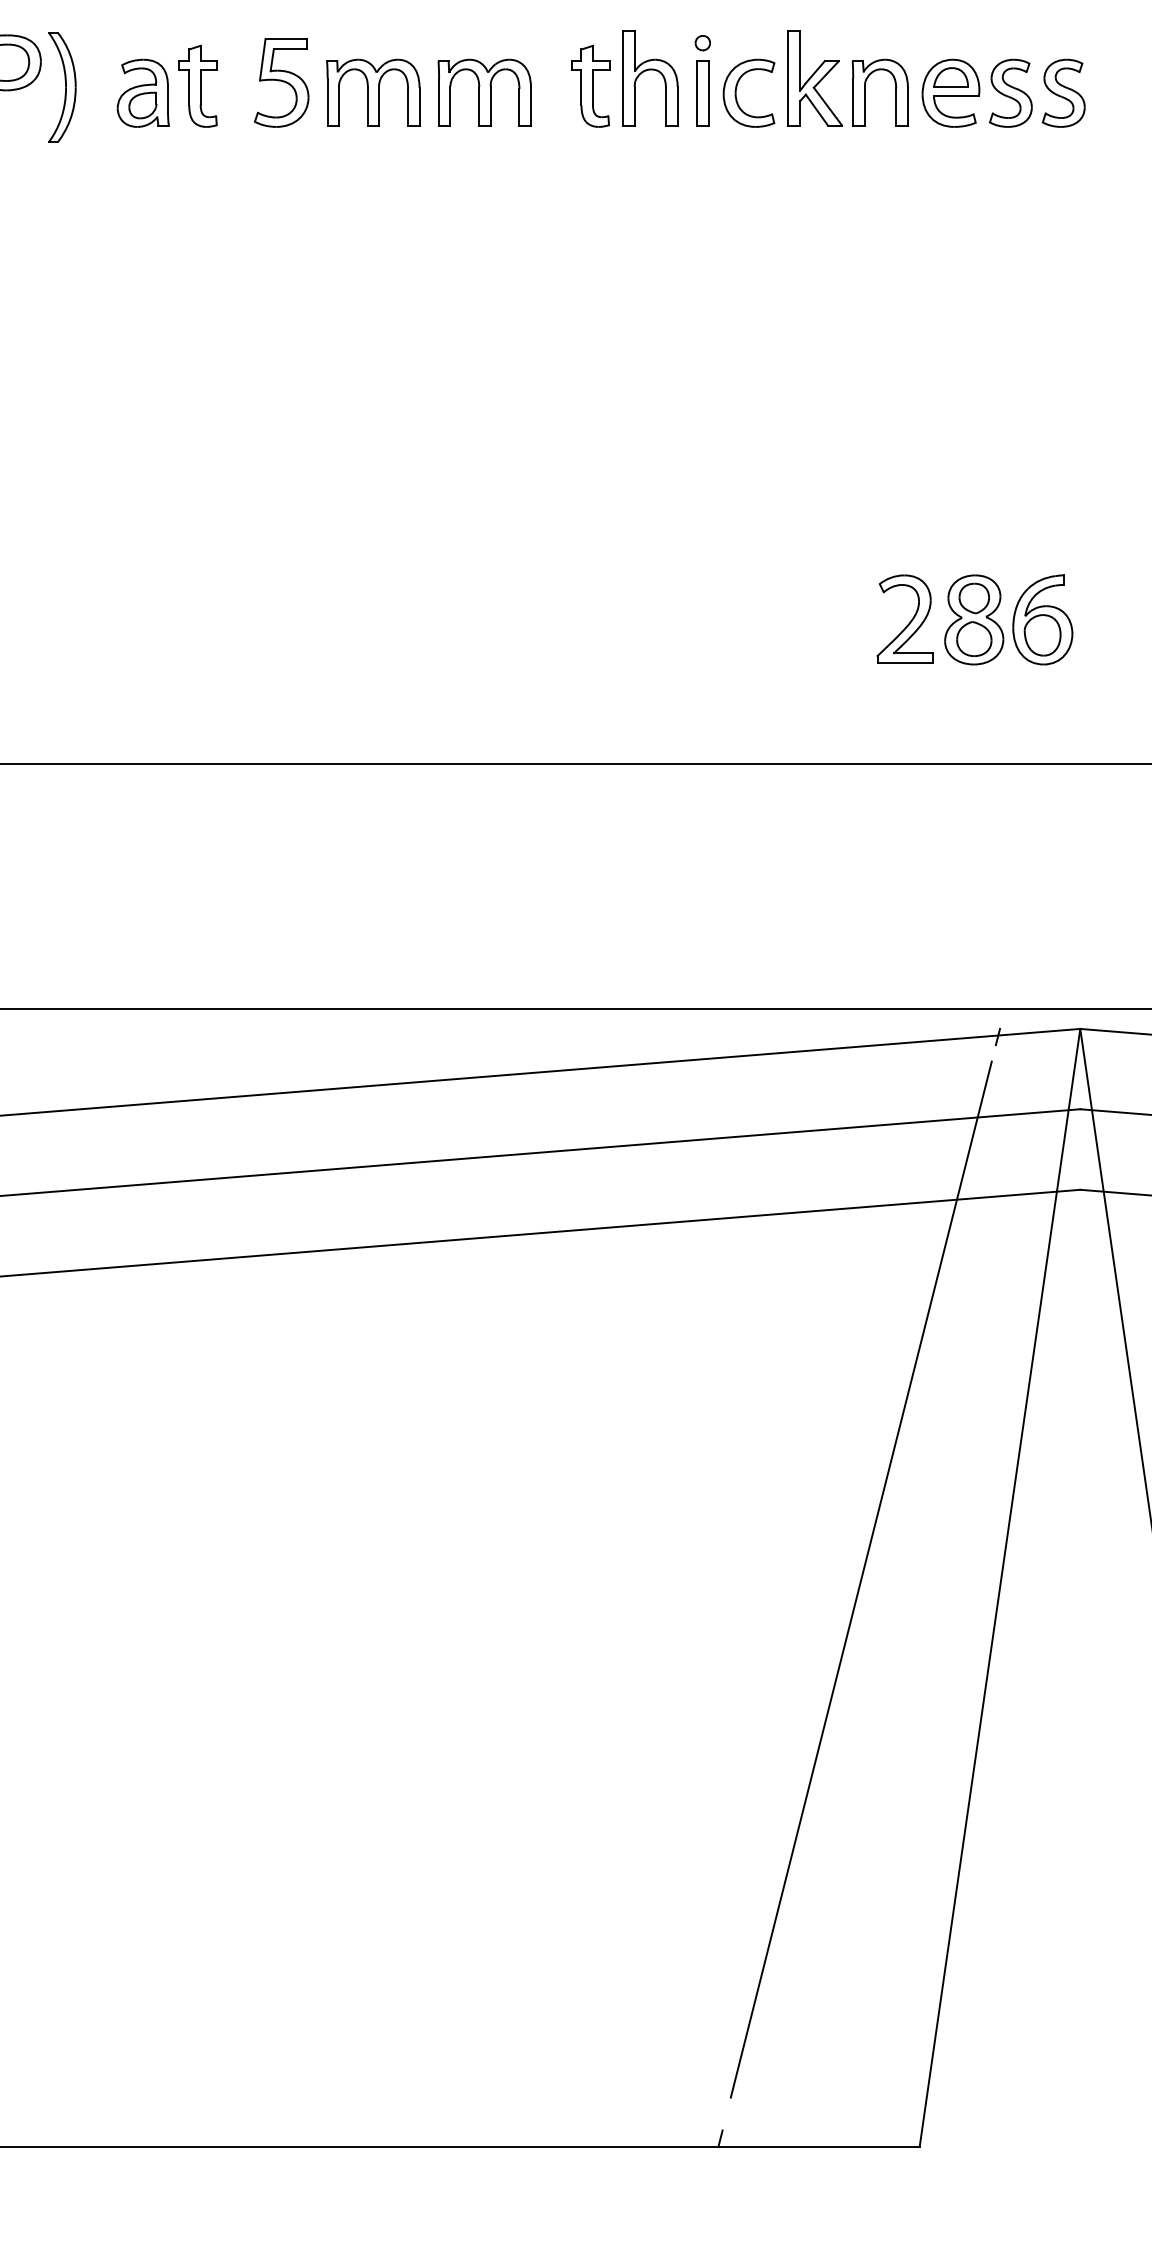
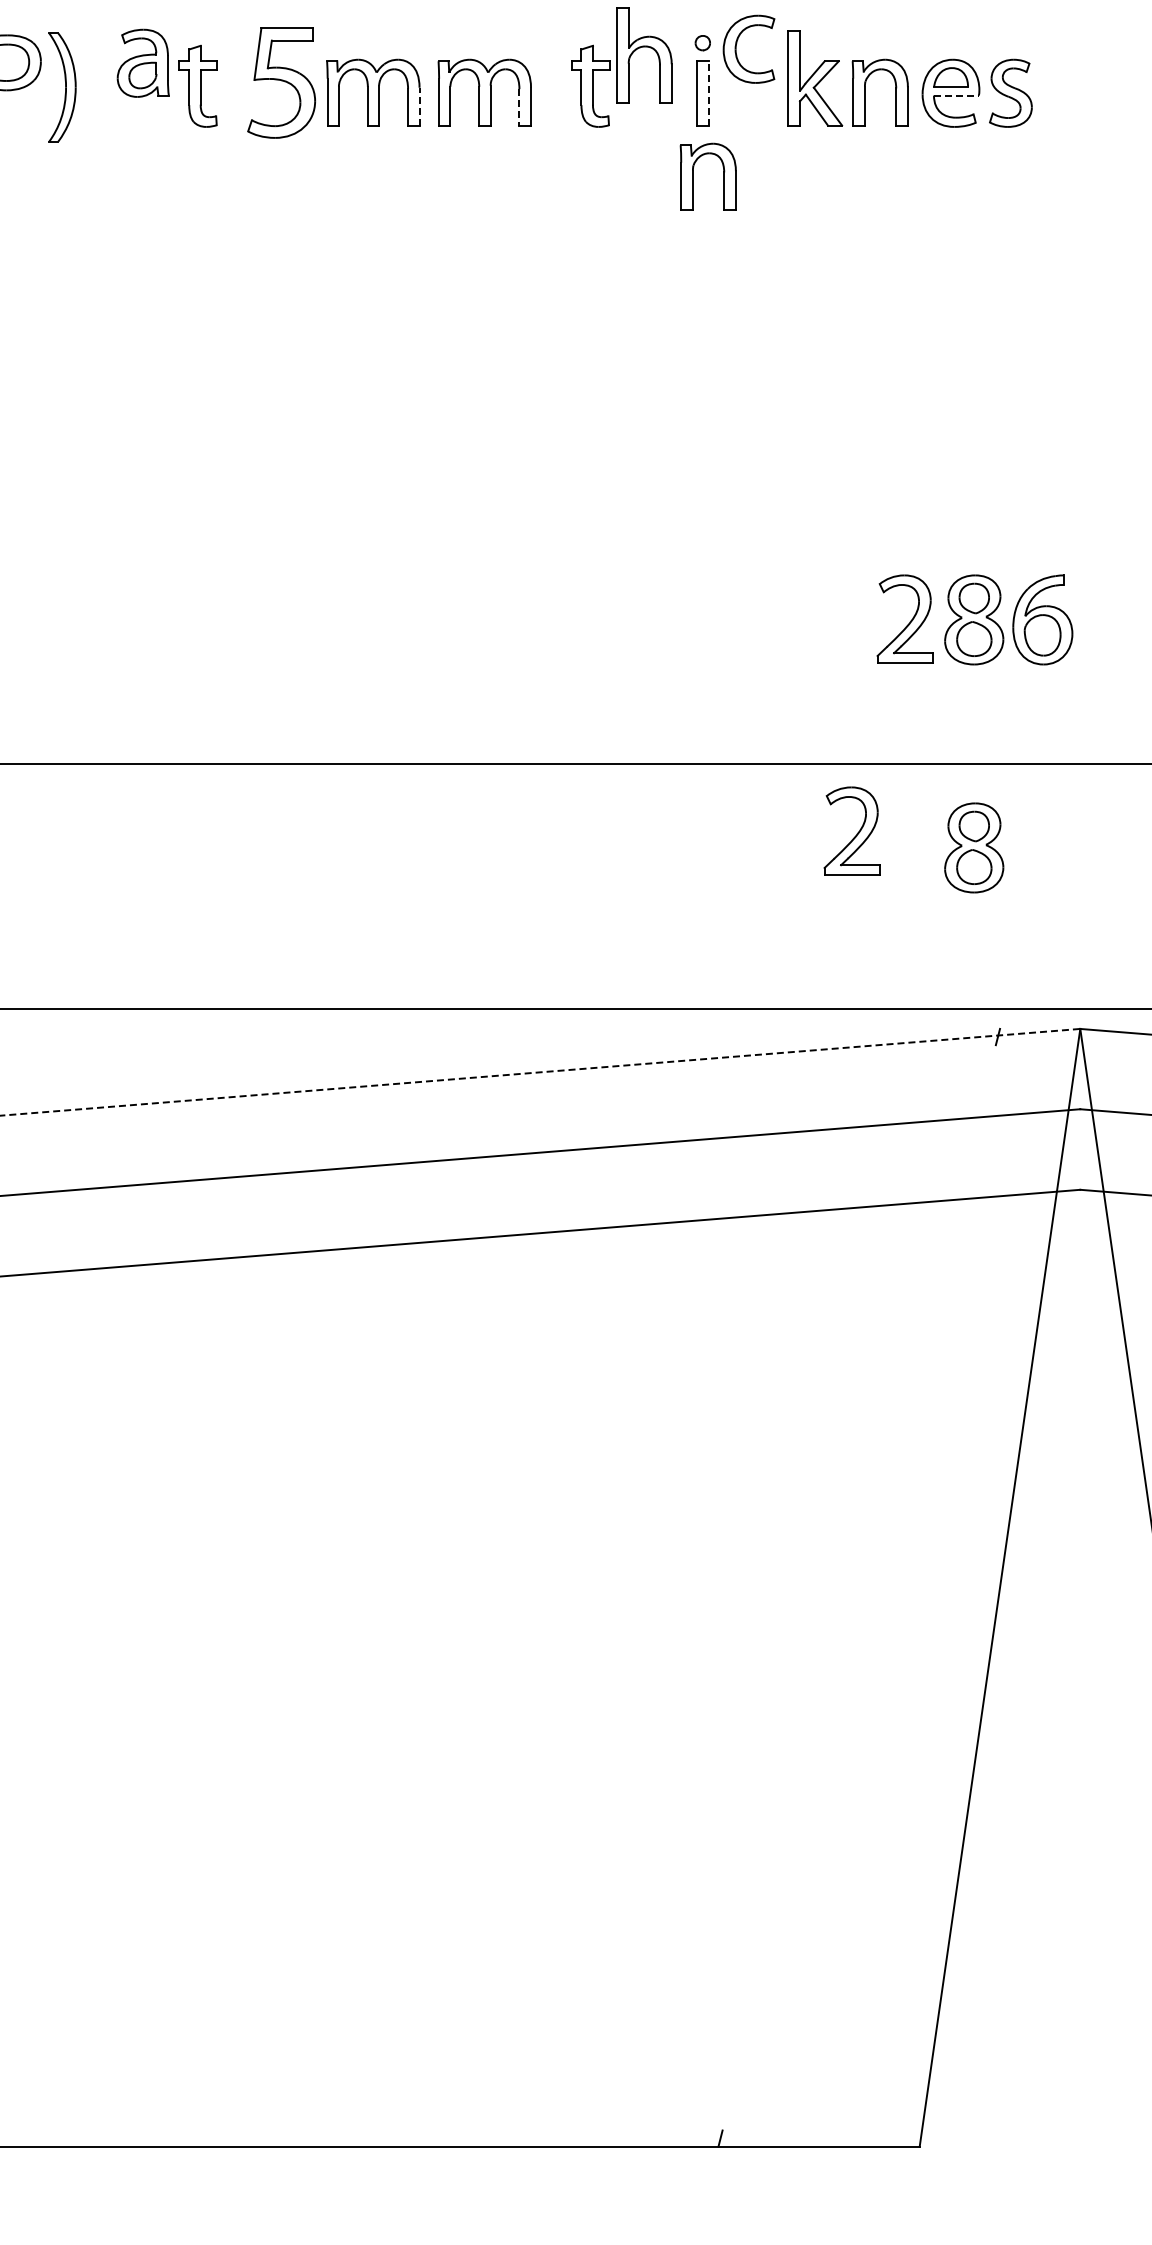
part position: (650, 70) -> (644, 47) (644, 47)
part size: 56x90 px -> 69x112 px (281, 82)
part position: (142, 92) -> (142, 62) (142, 62)
line: solid -> dashed (708, 92)
part position: (736, 92) -> (736, 48) (736, 48)
part: present -> none (1063, 92)
line: solid -> dashed (956, 95)
line: solid -> dashed (419, 106)
line: solid -> dashed (519, 107)
part: none -> present (693, 176)
part: none -> present (857, 832)
part: none -> present (974, 847)
line: solid -> dashed (541, 1072)
line: present -> none (860, 1579)
